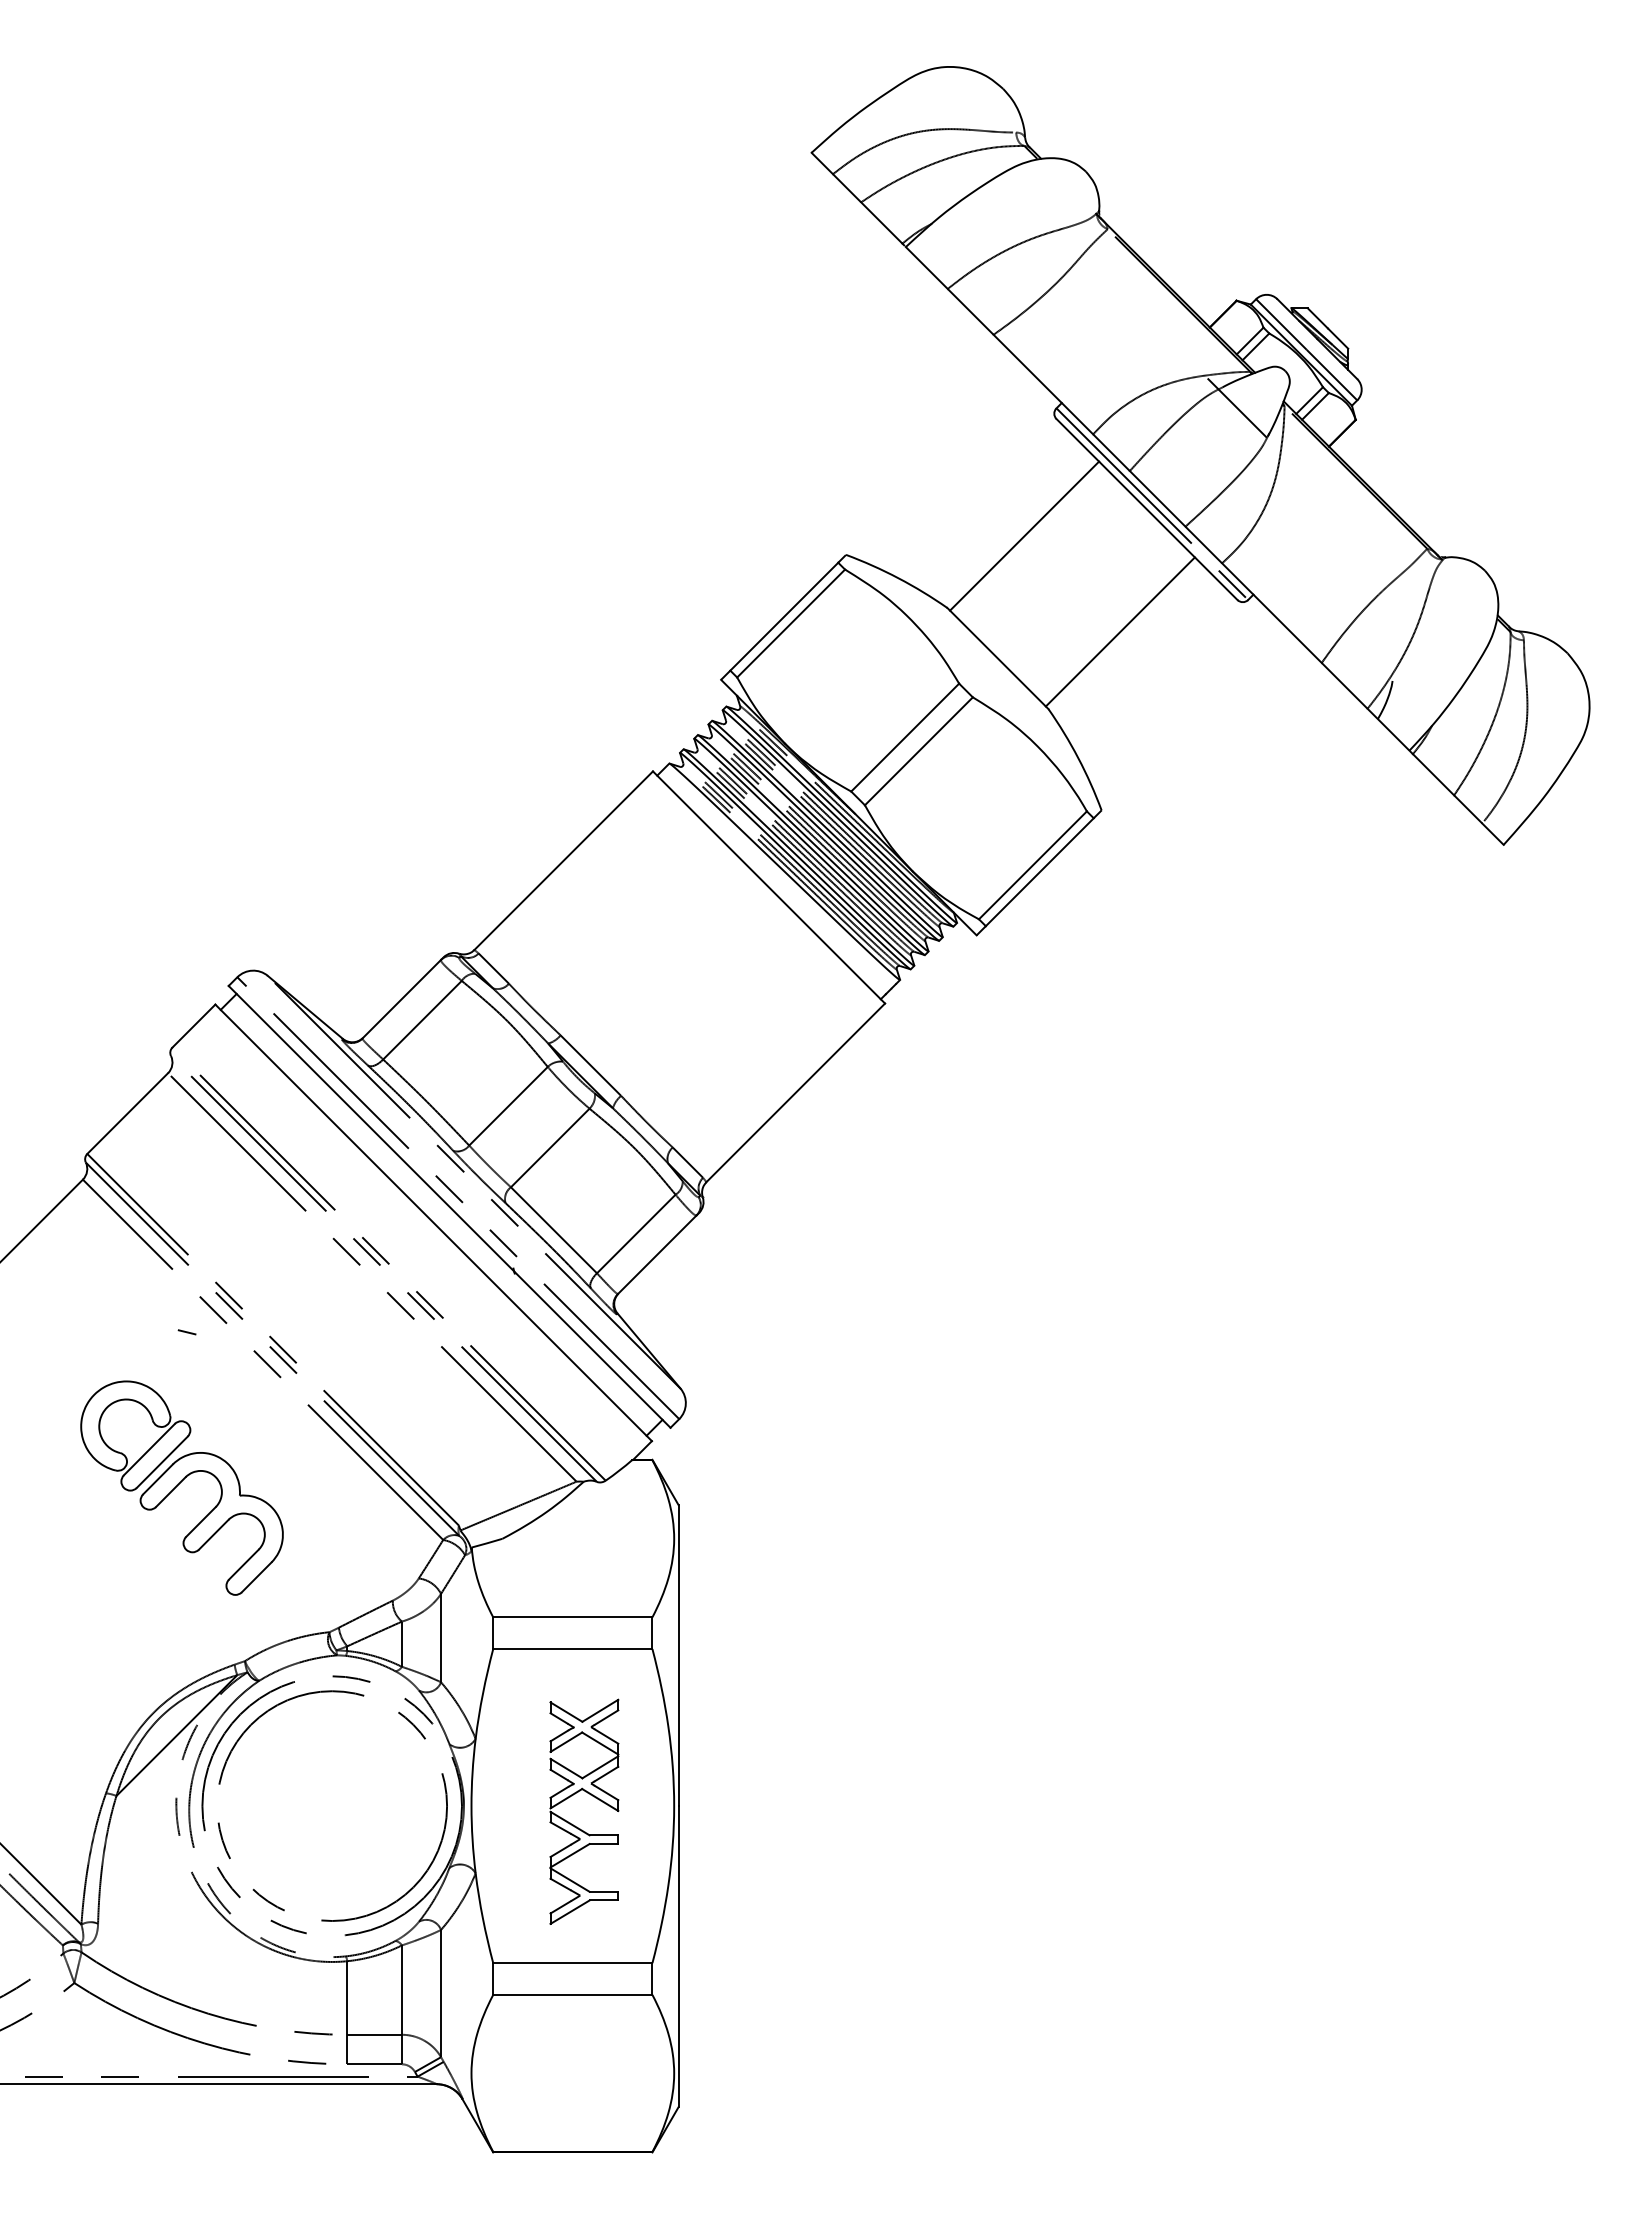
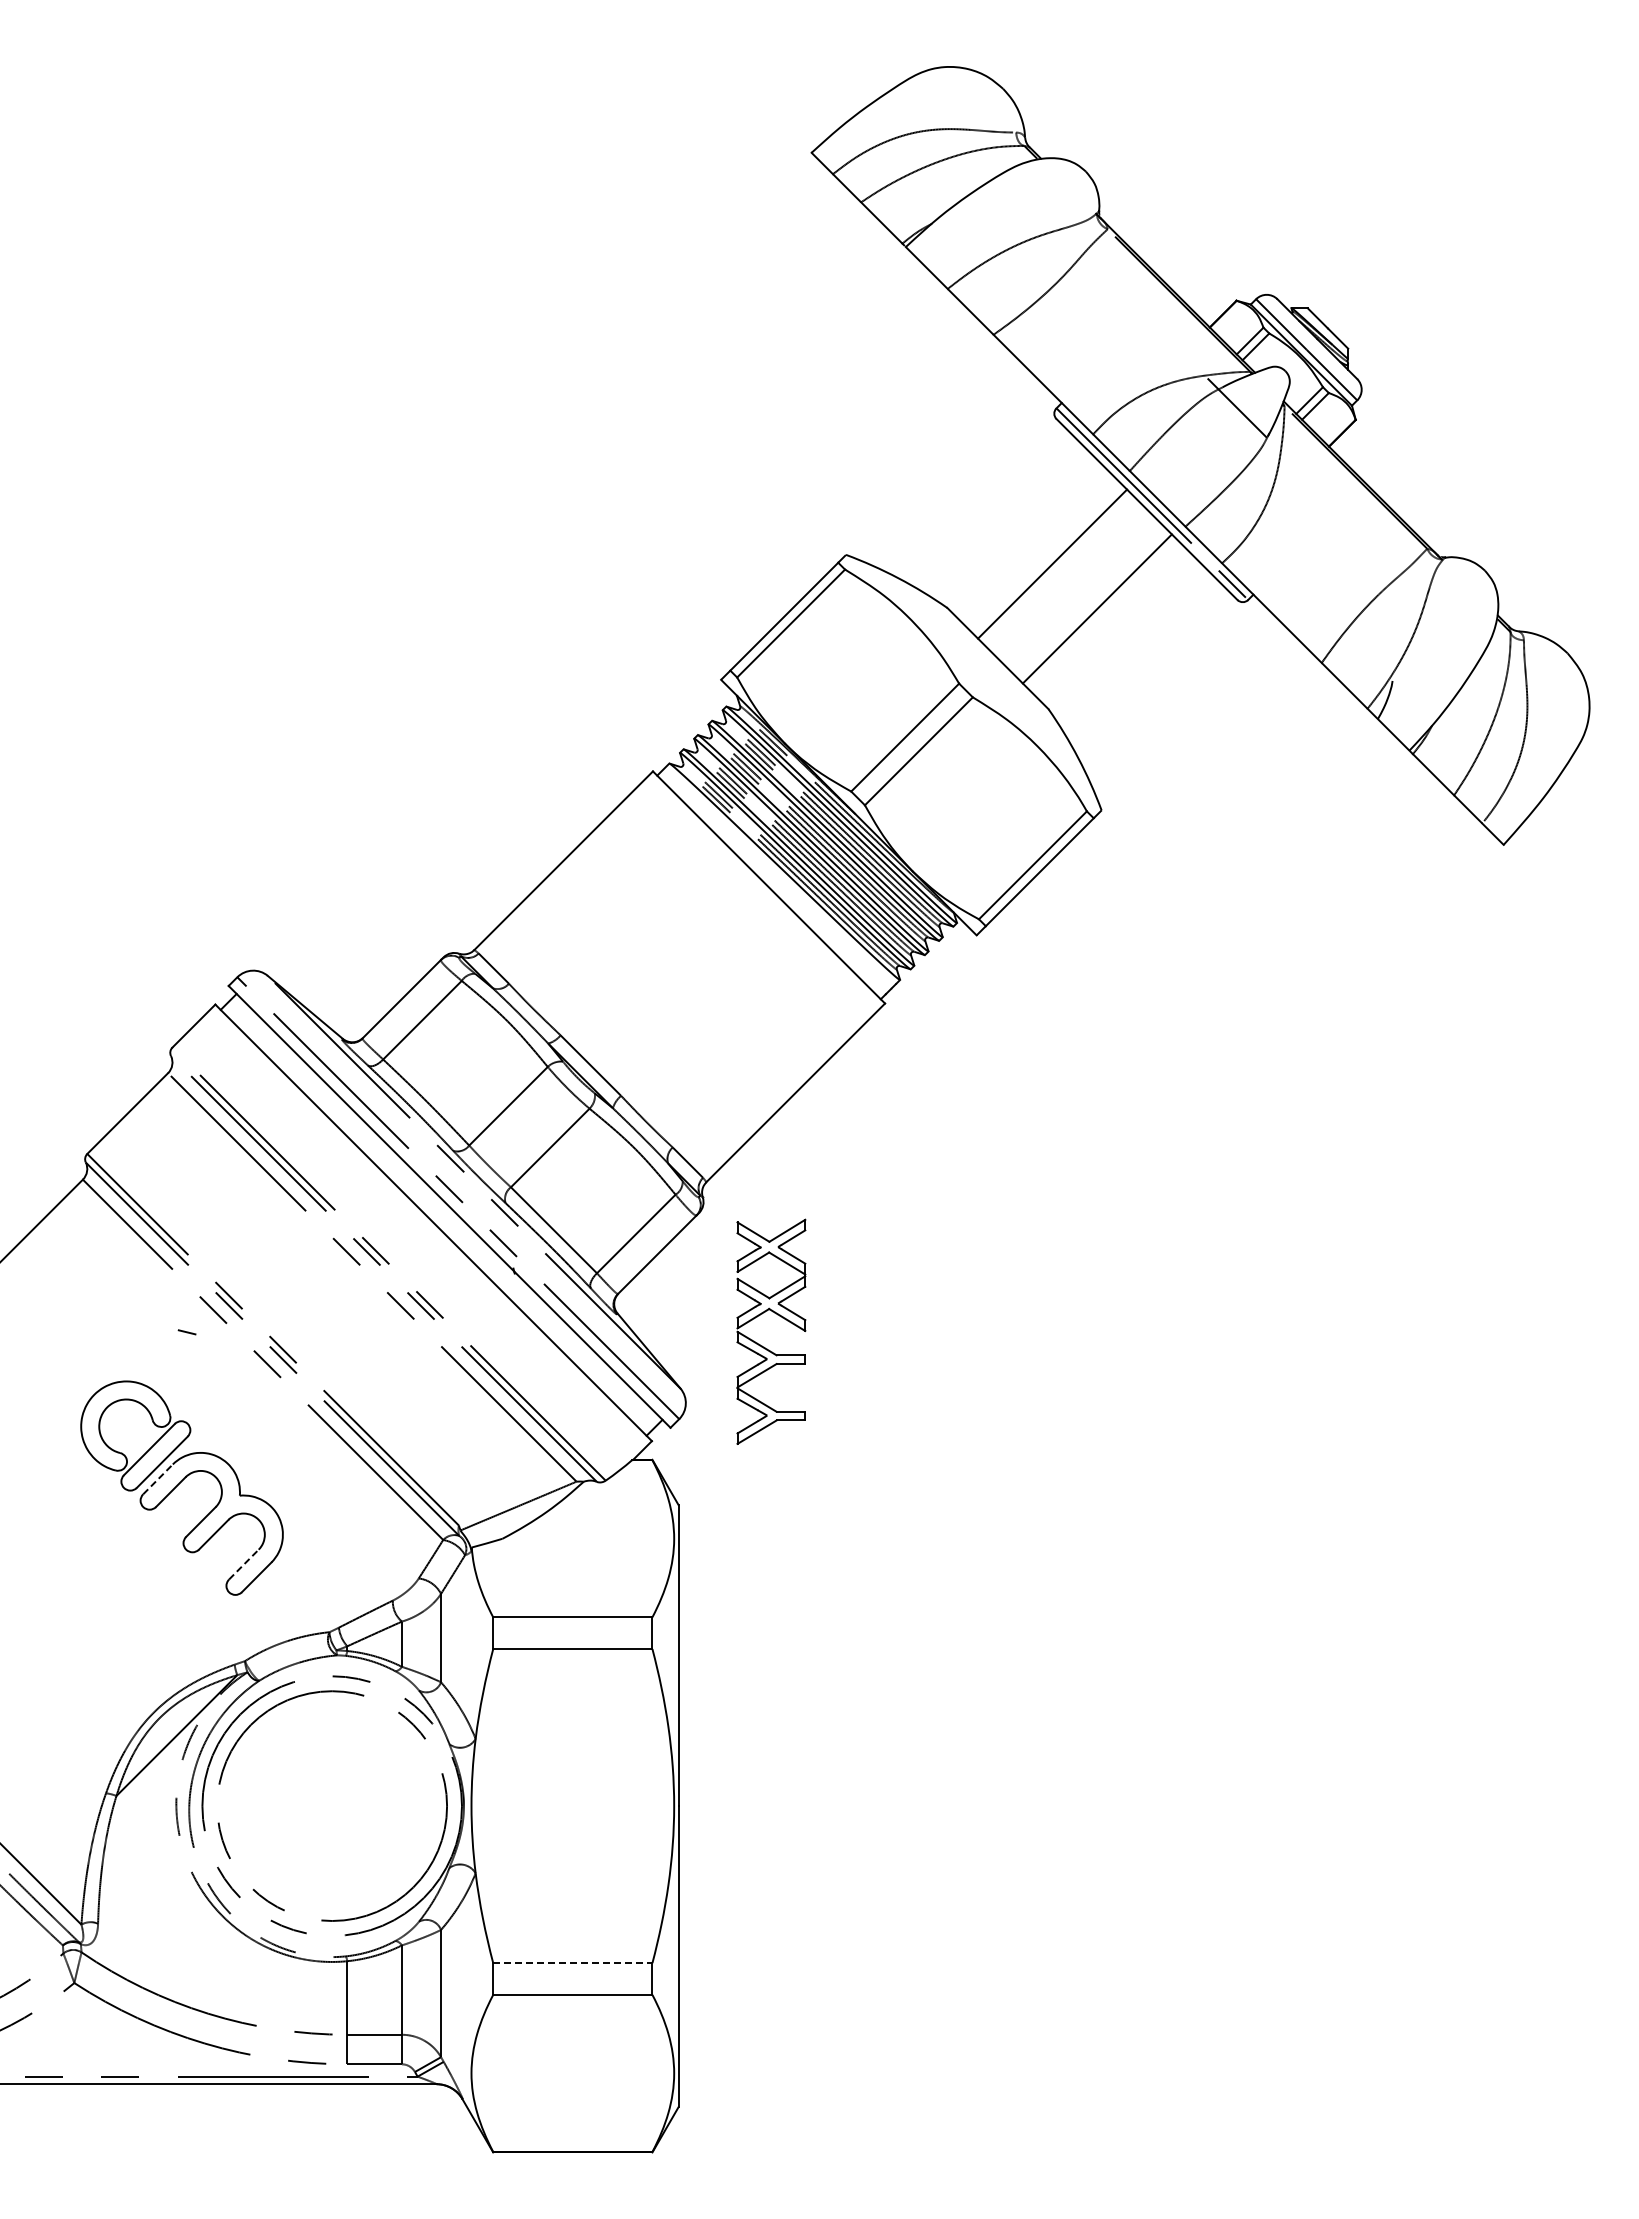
line position: (1024, 535) -> (1052, 563) (1052, 563)
line position: (1119, 631) -> (1096, 608) (1096, 608)
line: solid -> dashed (158, 1479)
line: solid -> dashed (244, 1564)
part position: (575, 1825) -> (762, 1345) (762, 1345)
line: solid -> dashed (572, 1963)
